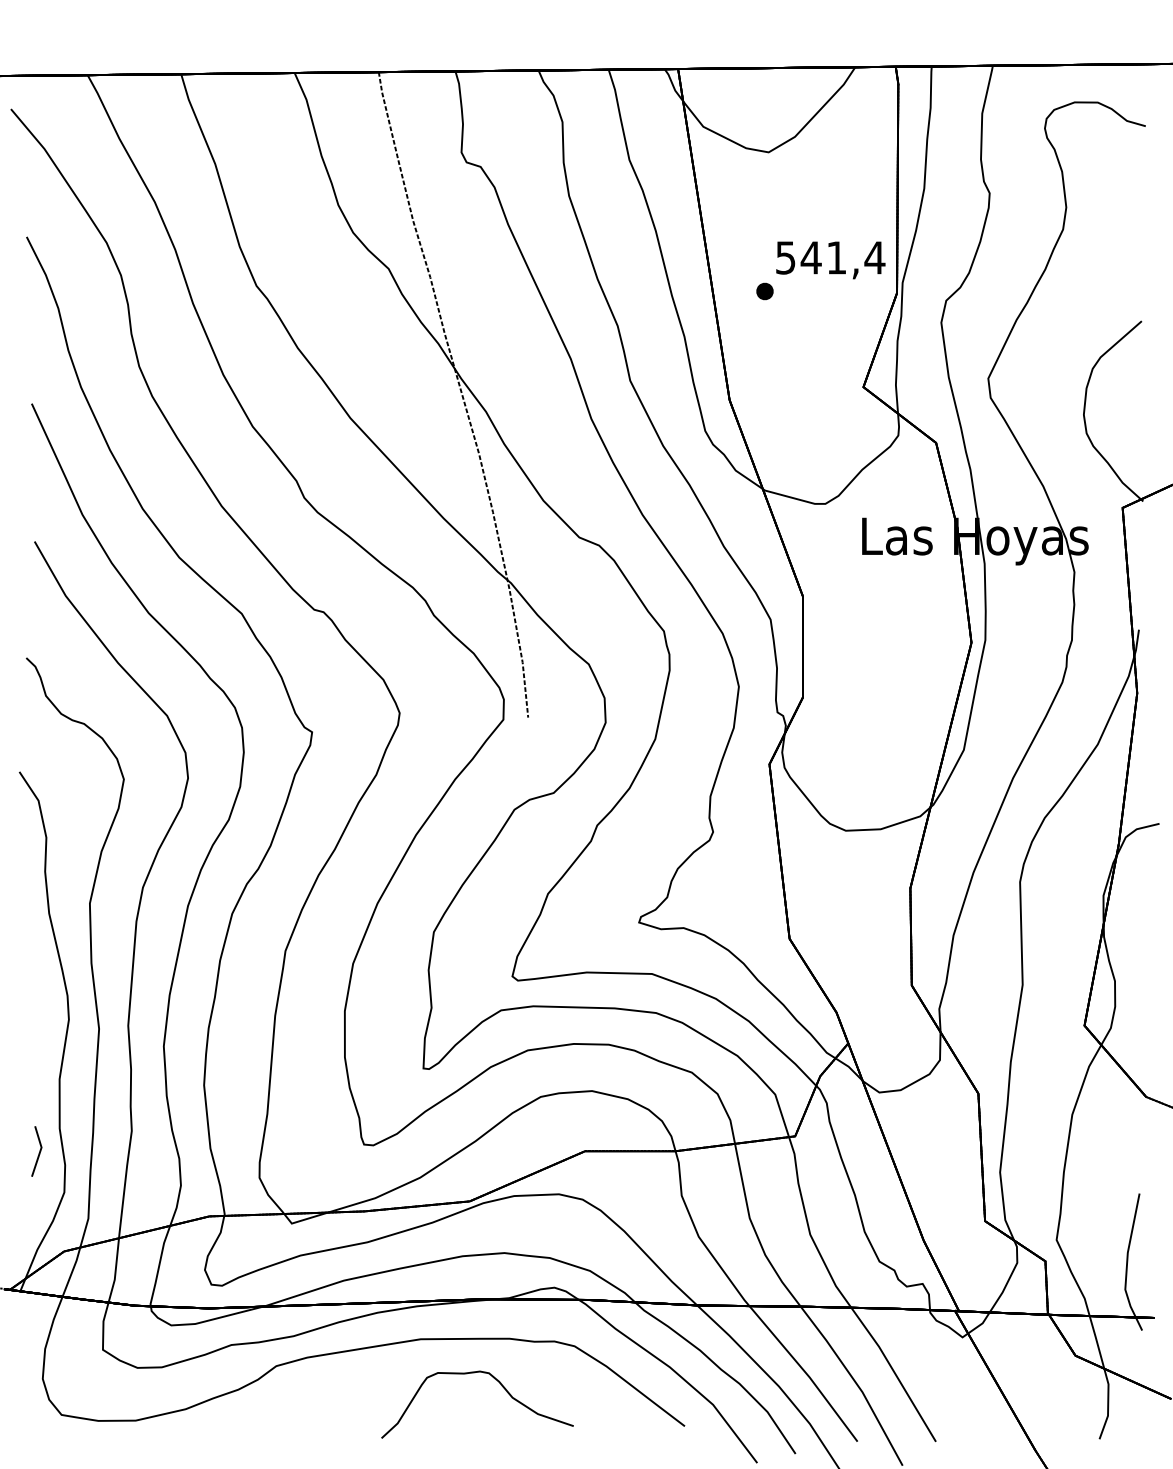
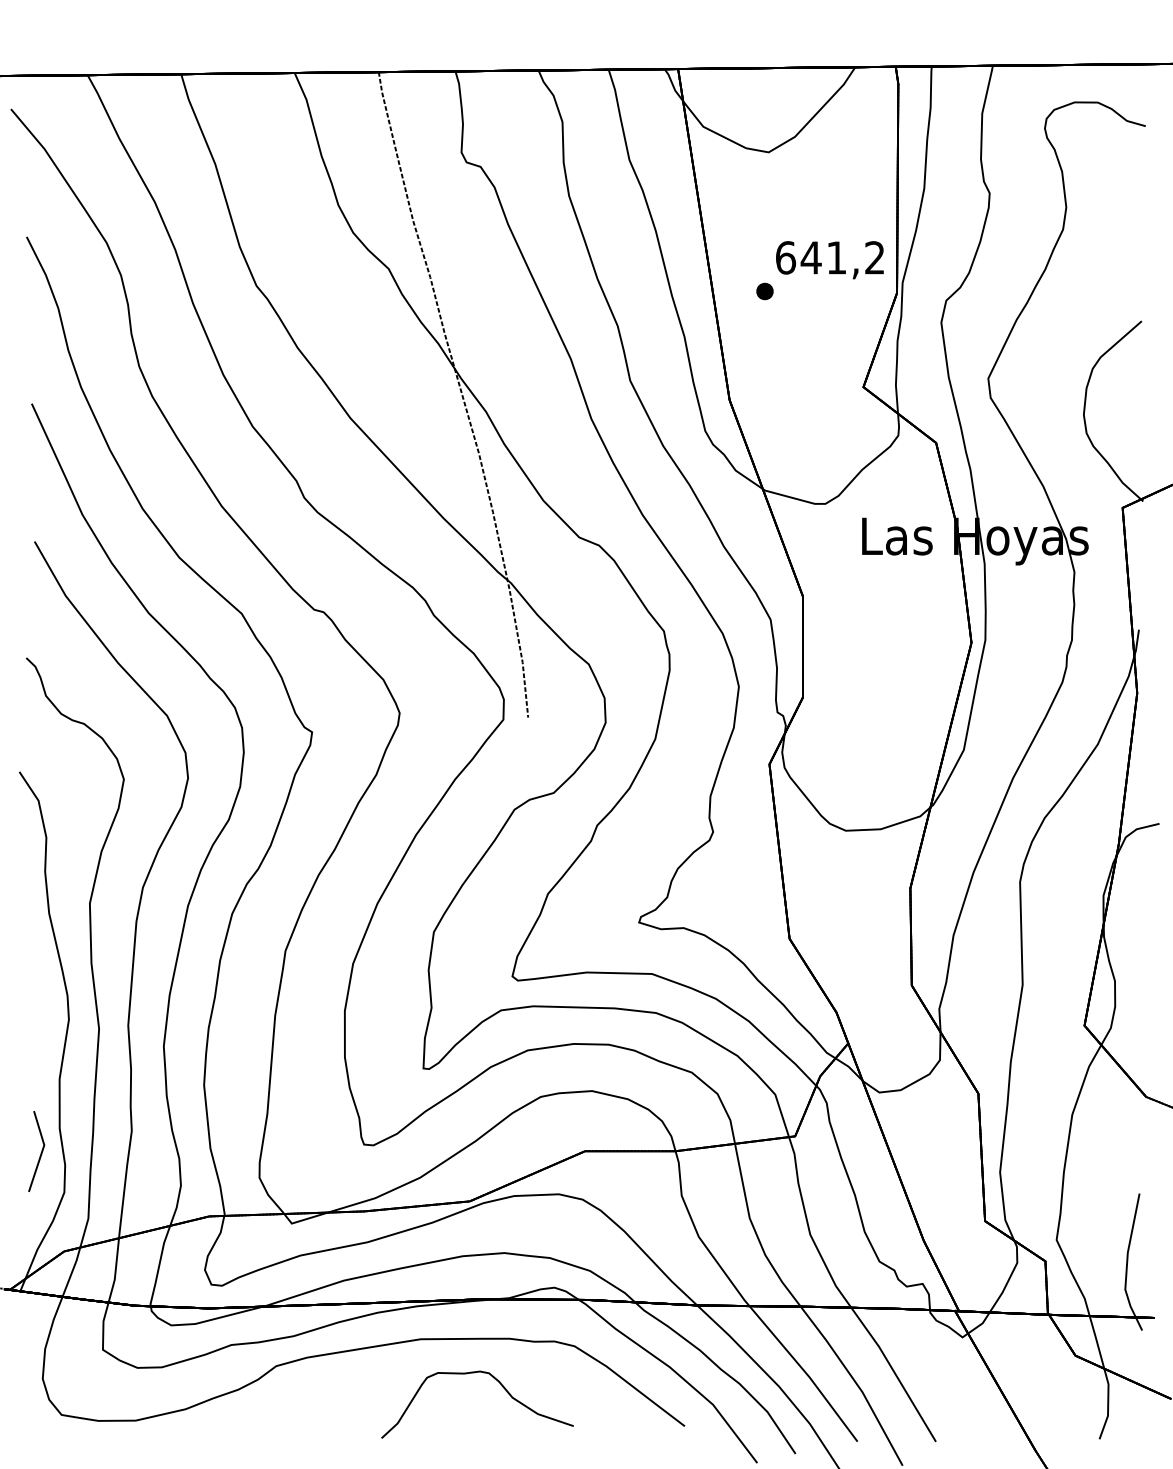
text: 541,4 -> 641,2 (830, 257)
part size: 12x51 px -> 18x81 px (36, 1151)
